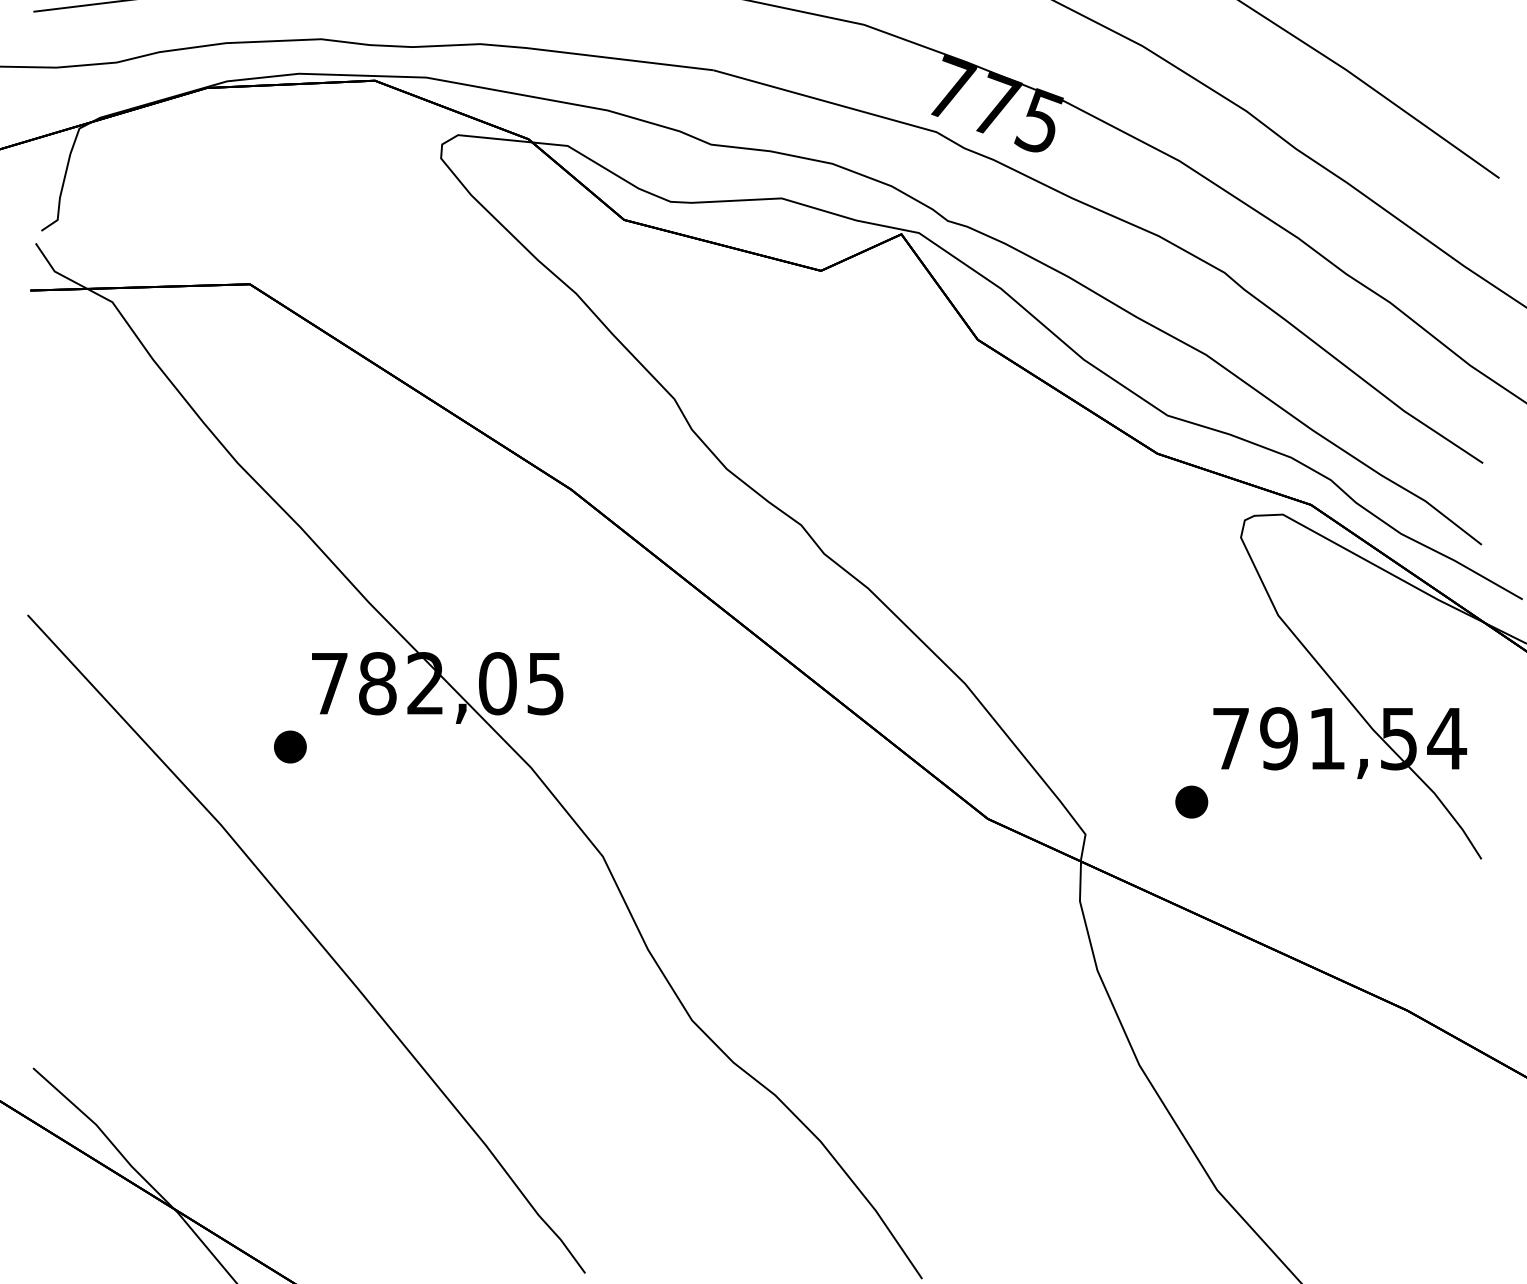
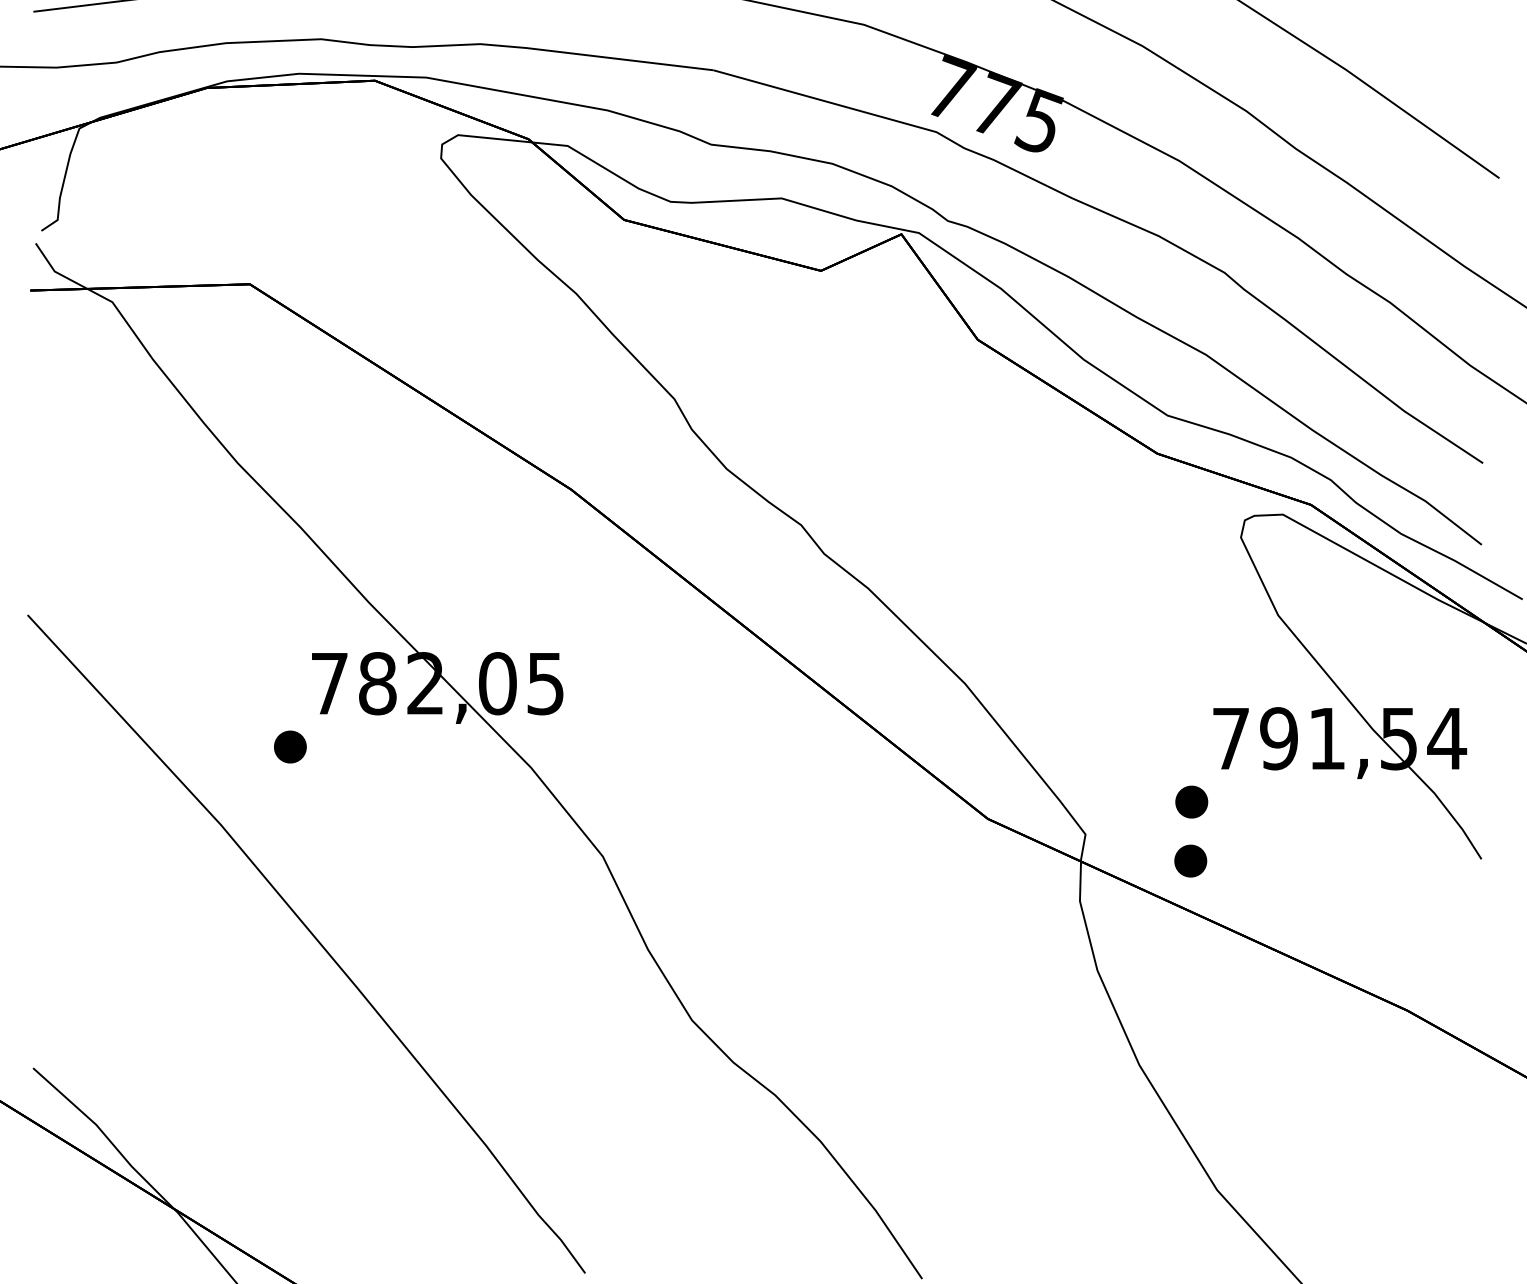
part: none -> present (1190, 860)
